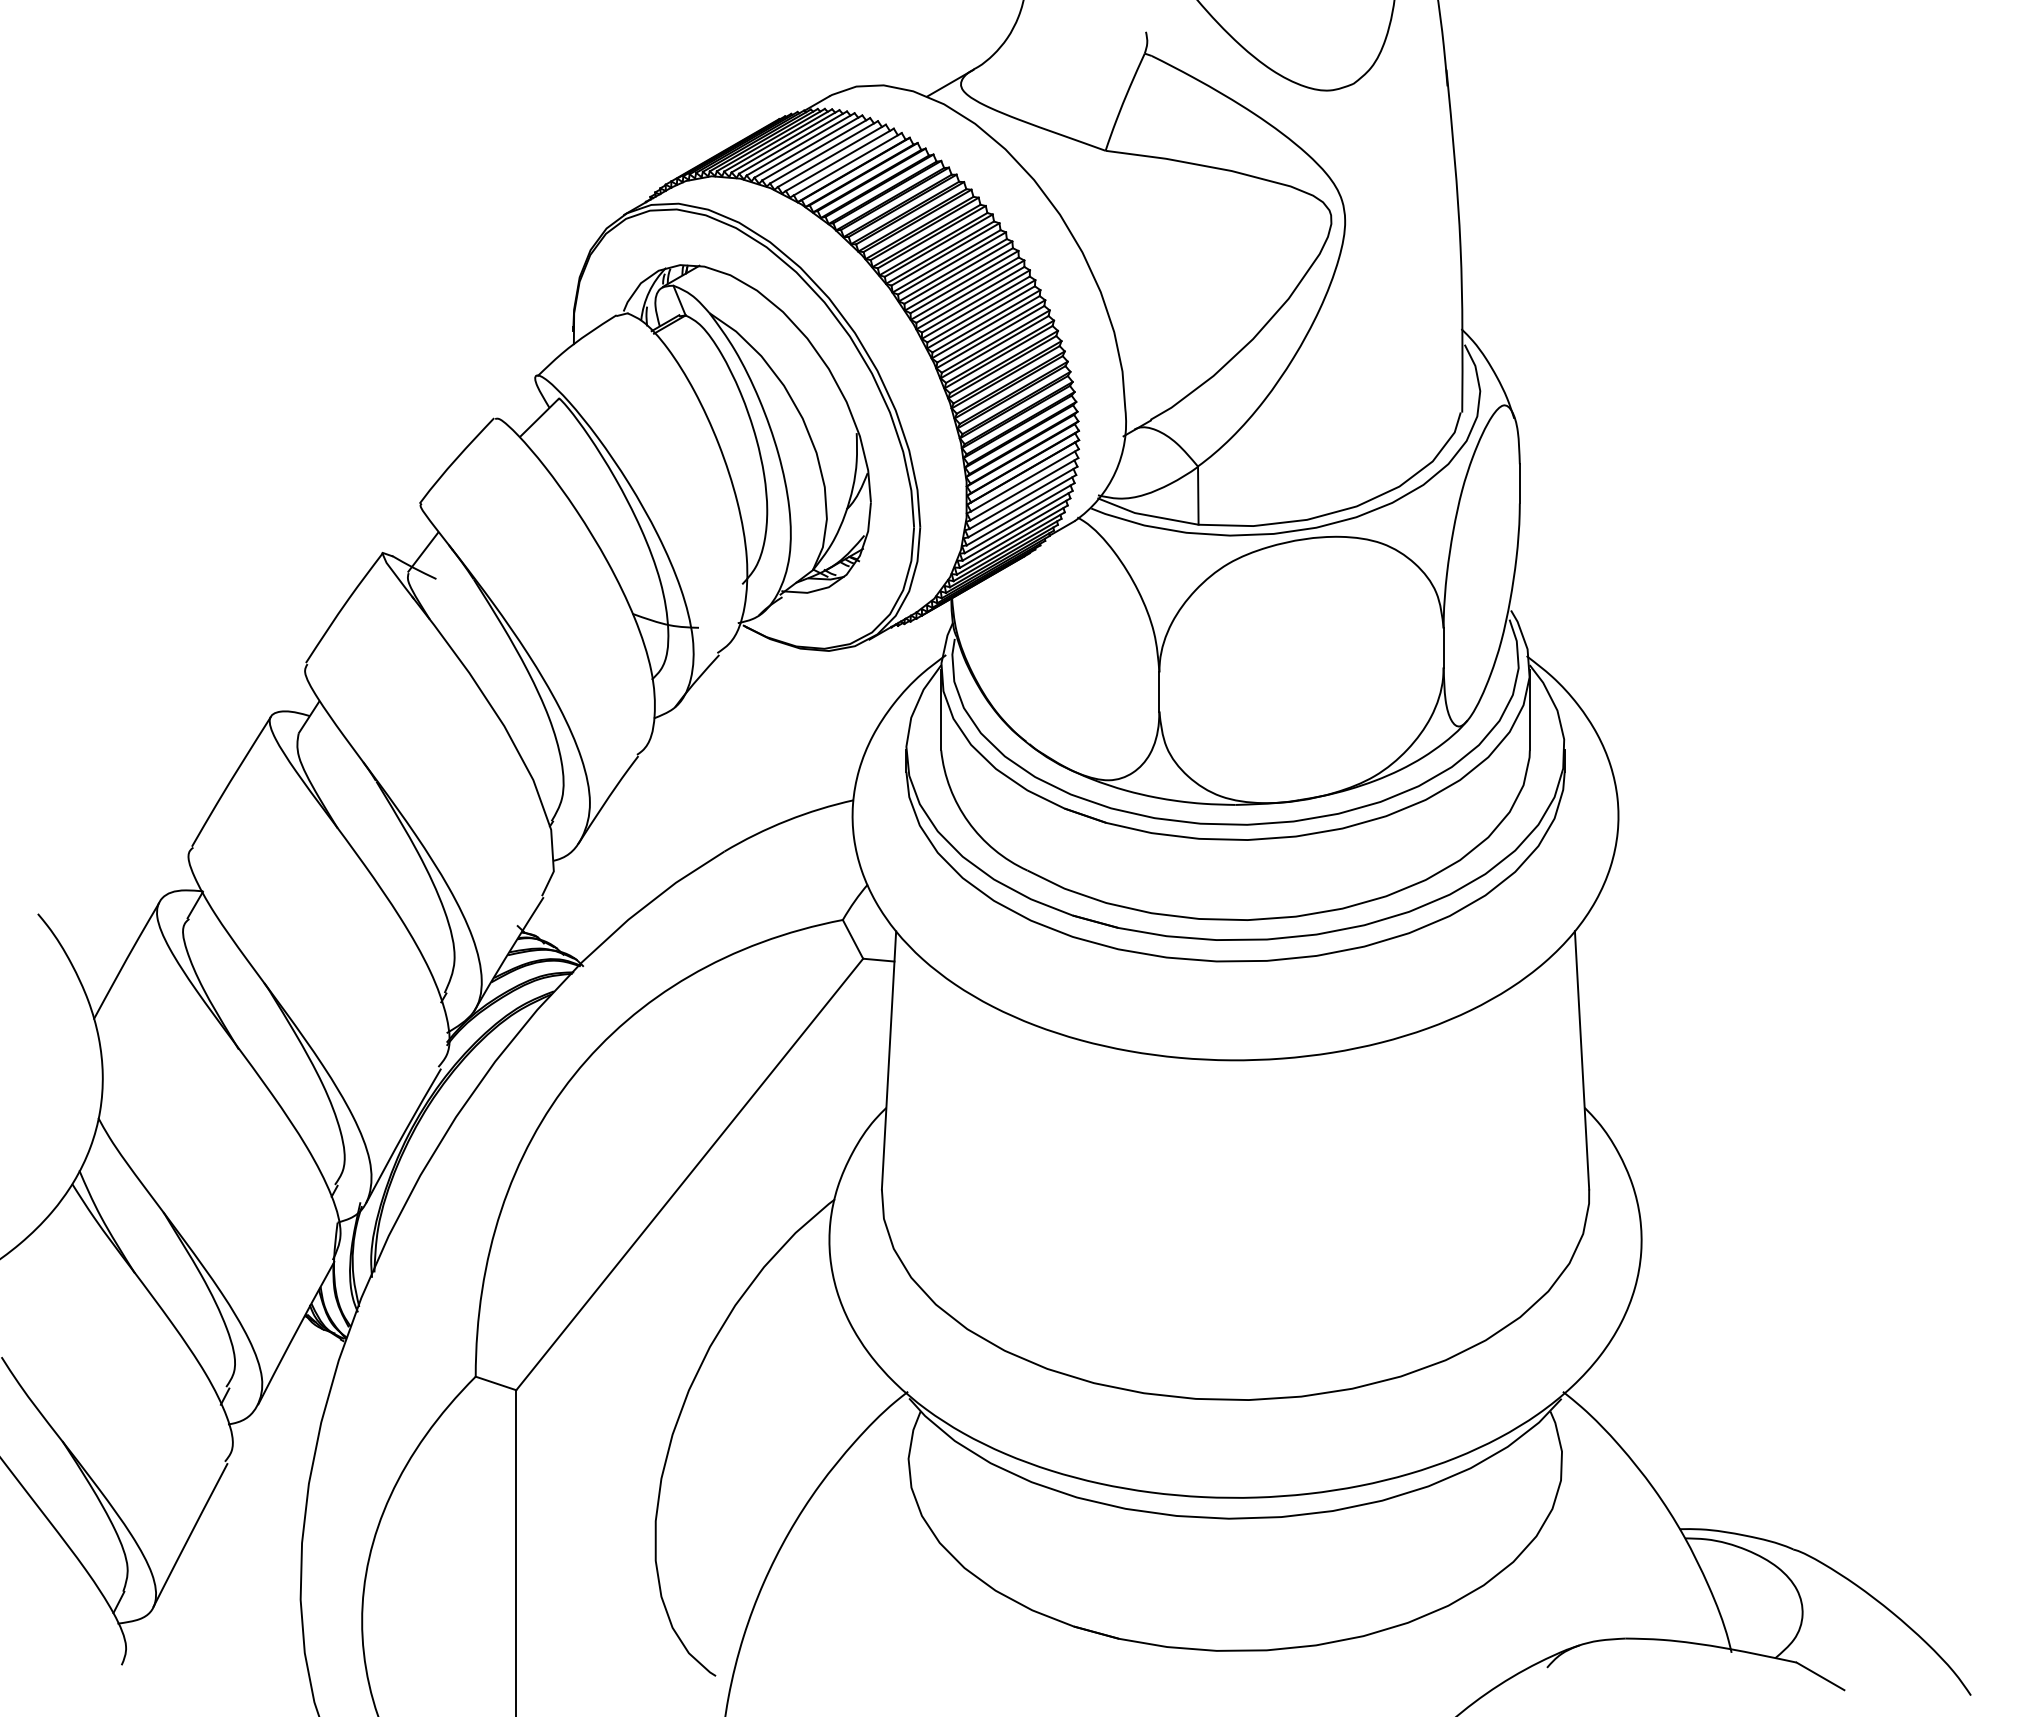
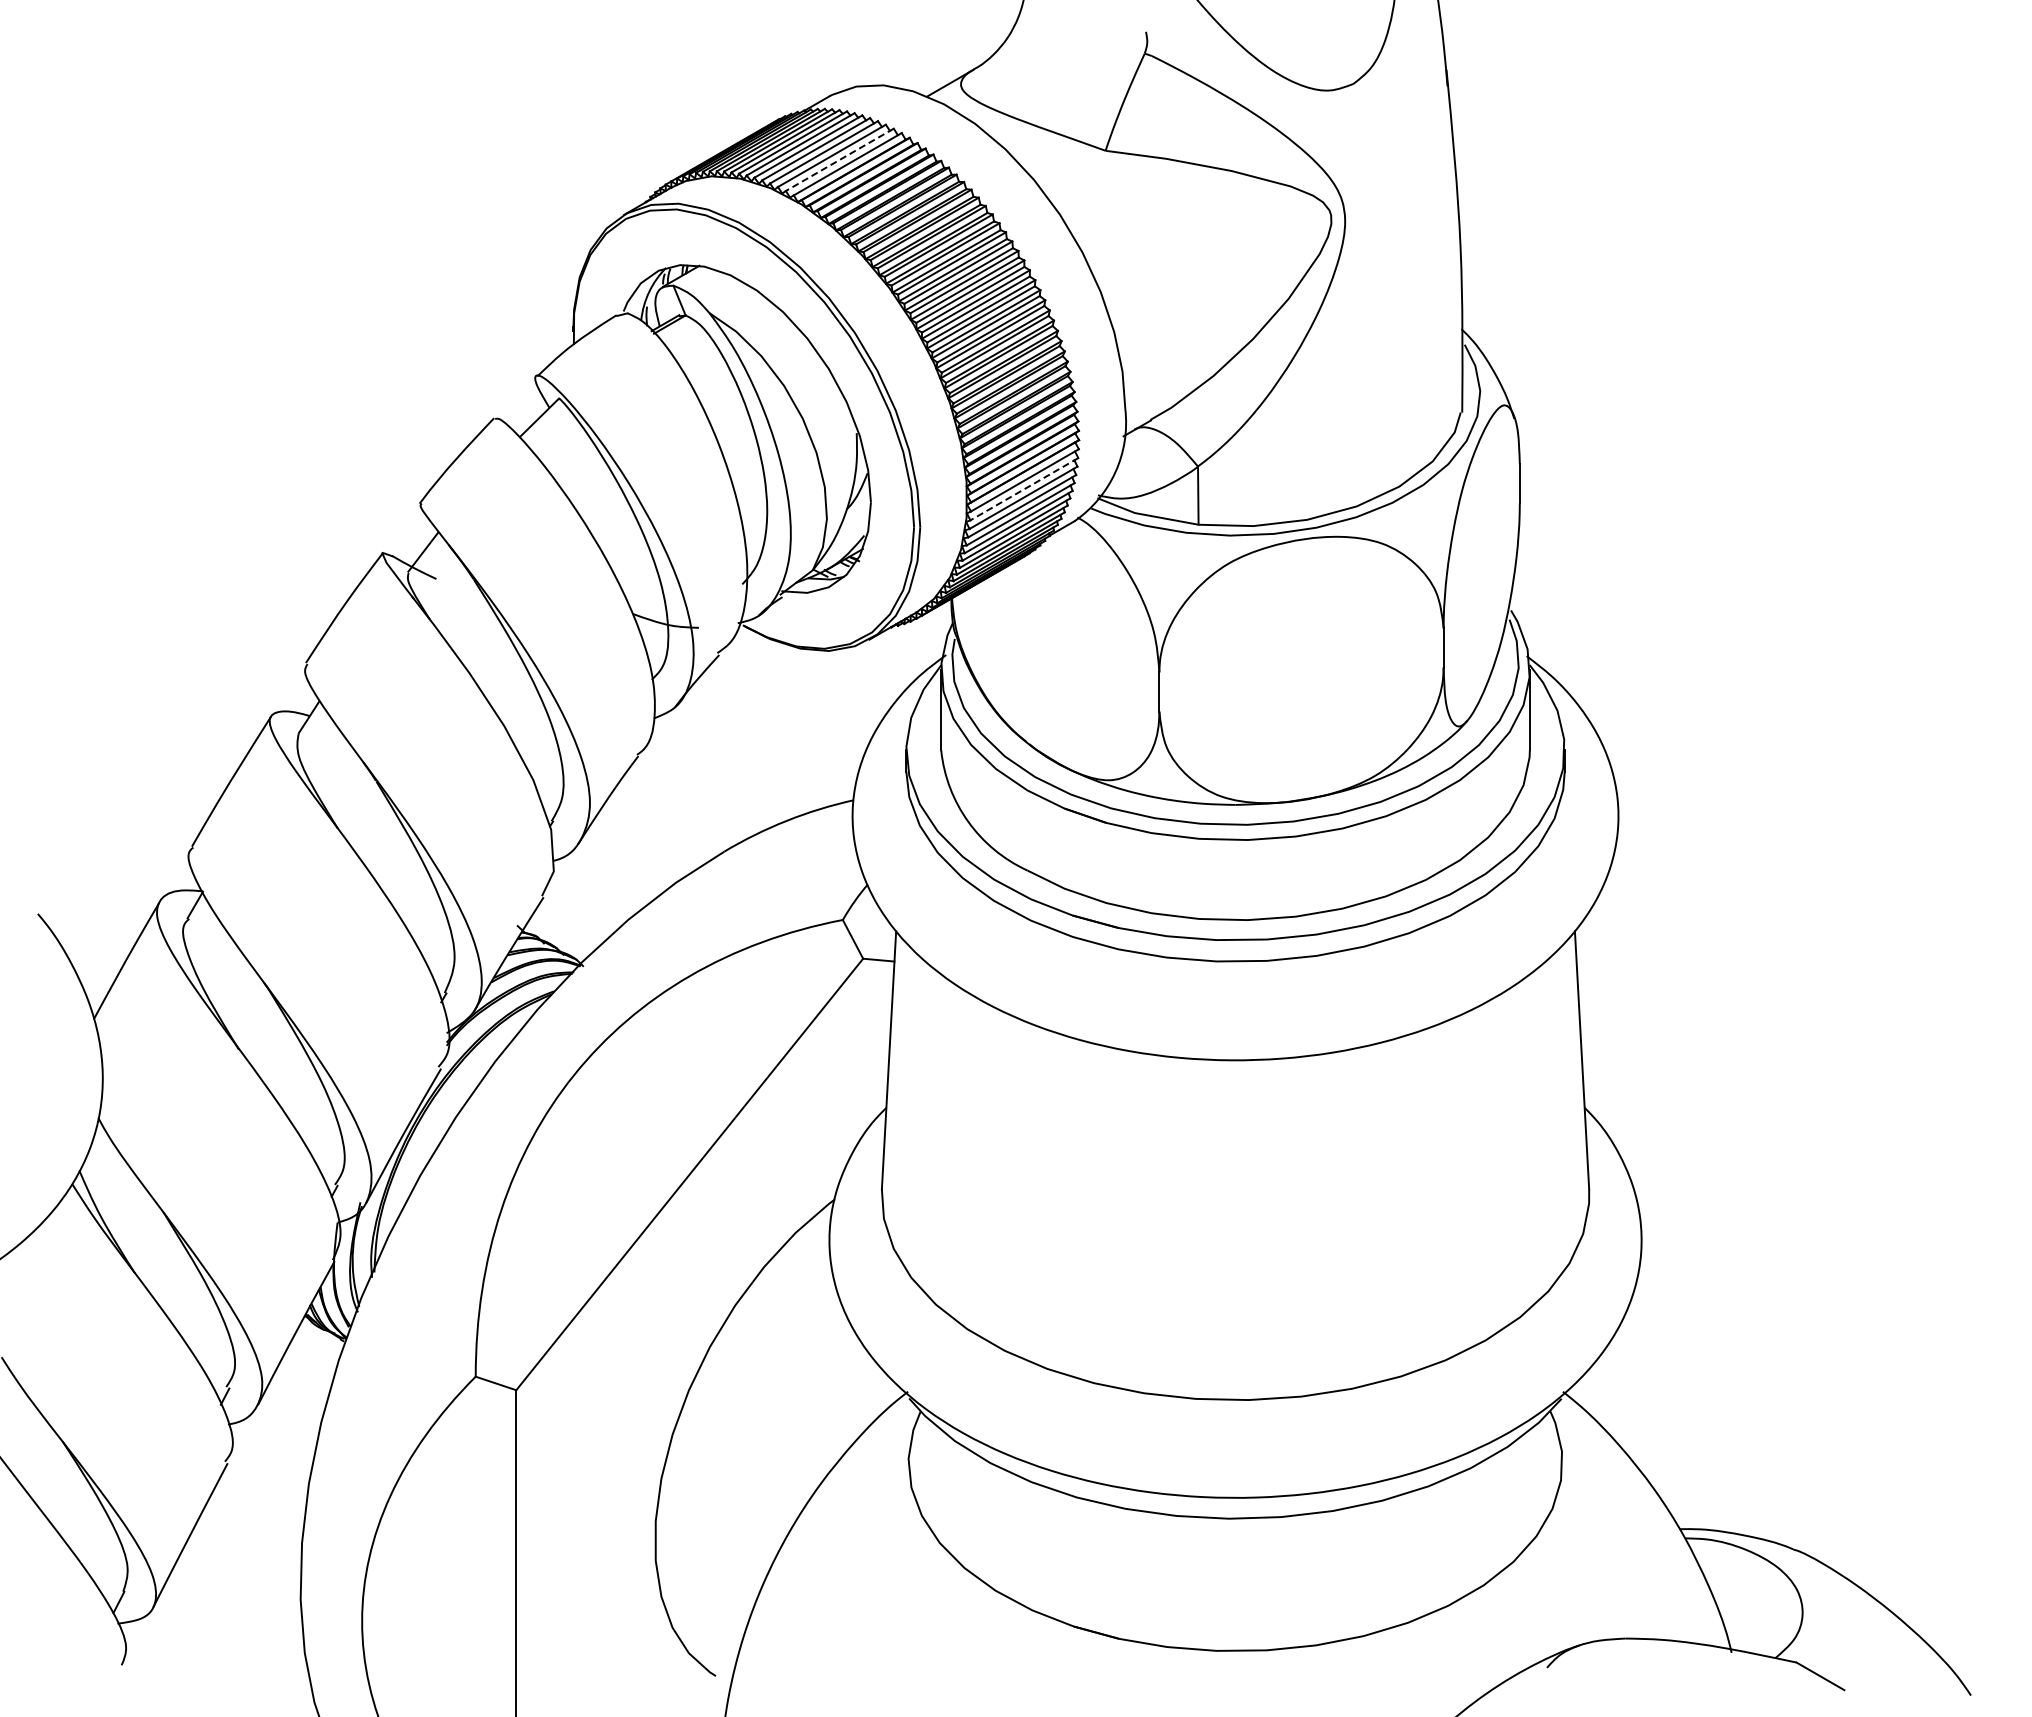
line: solid -> dashed (839, 160)
line: solid -> dashed (1023, 489)
